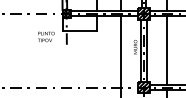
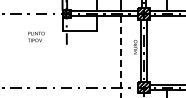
text position: (46, 36) -> (36, 36) (36, 36)
line: present -> none (166, 50)
line: solid -> dashed (120, 56)
